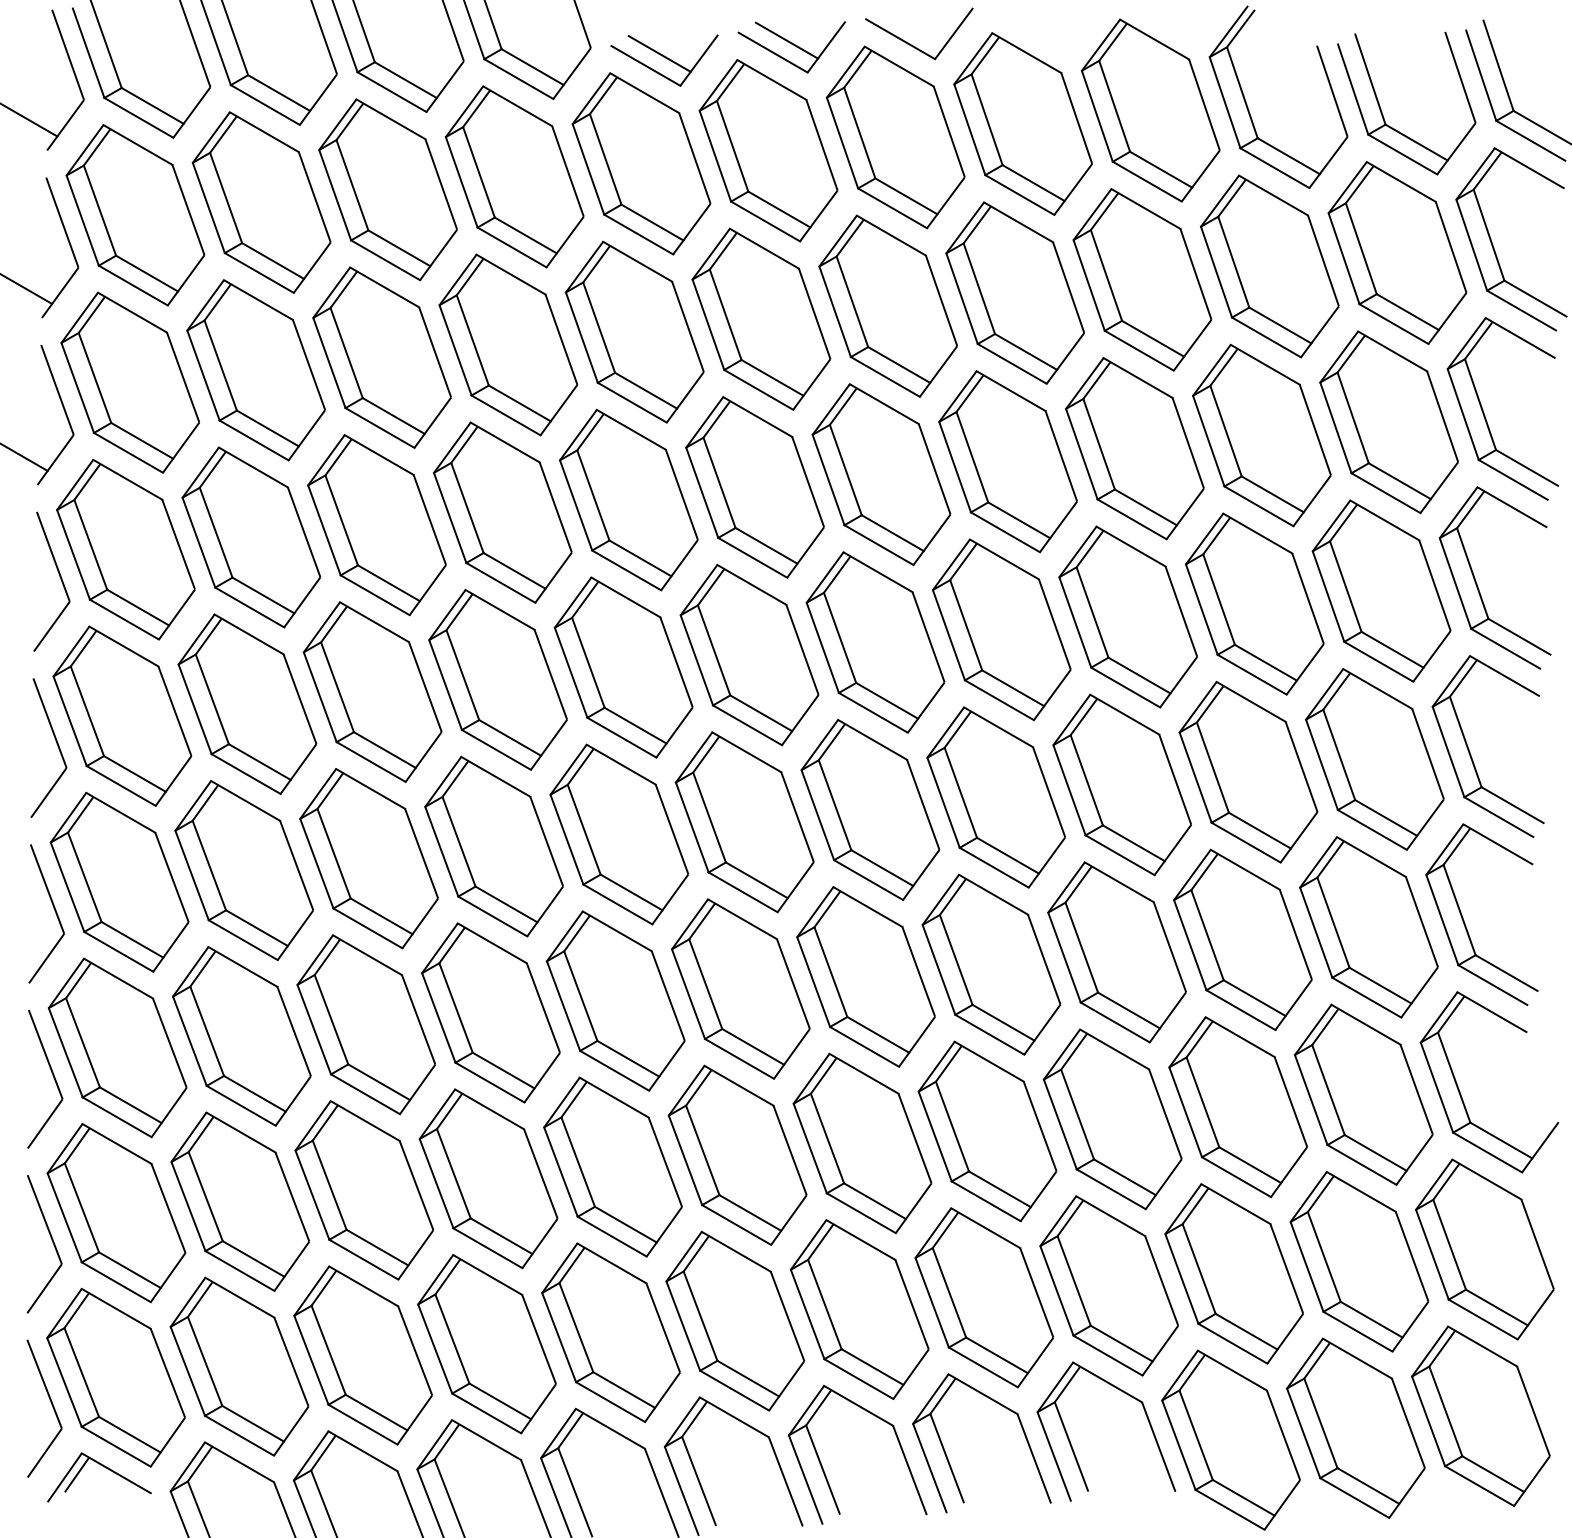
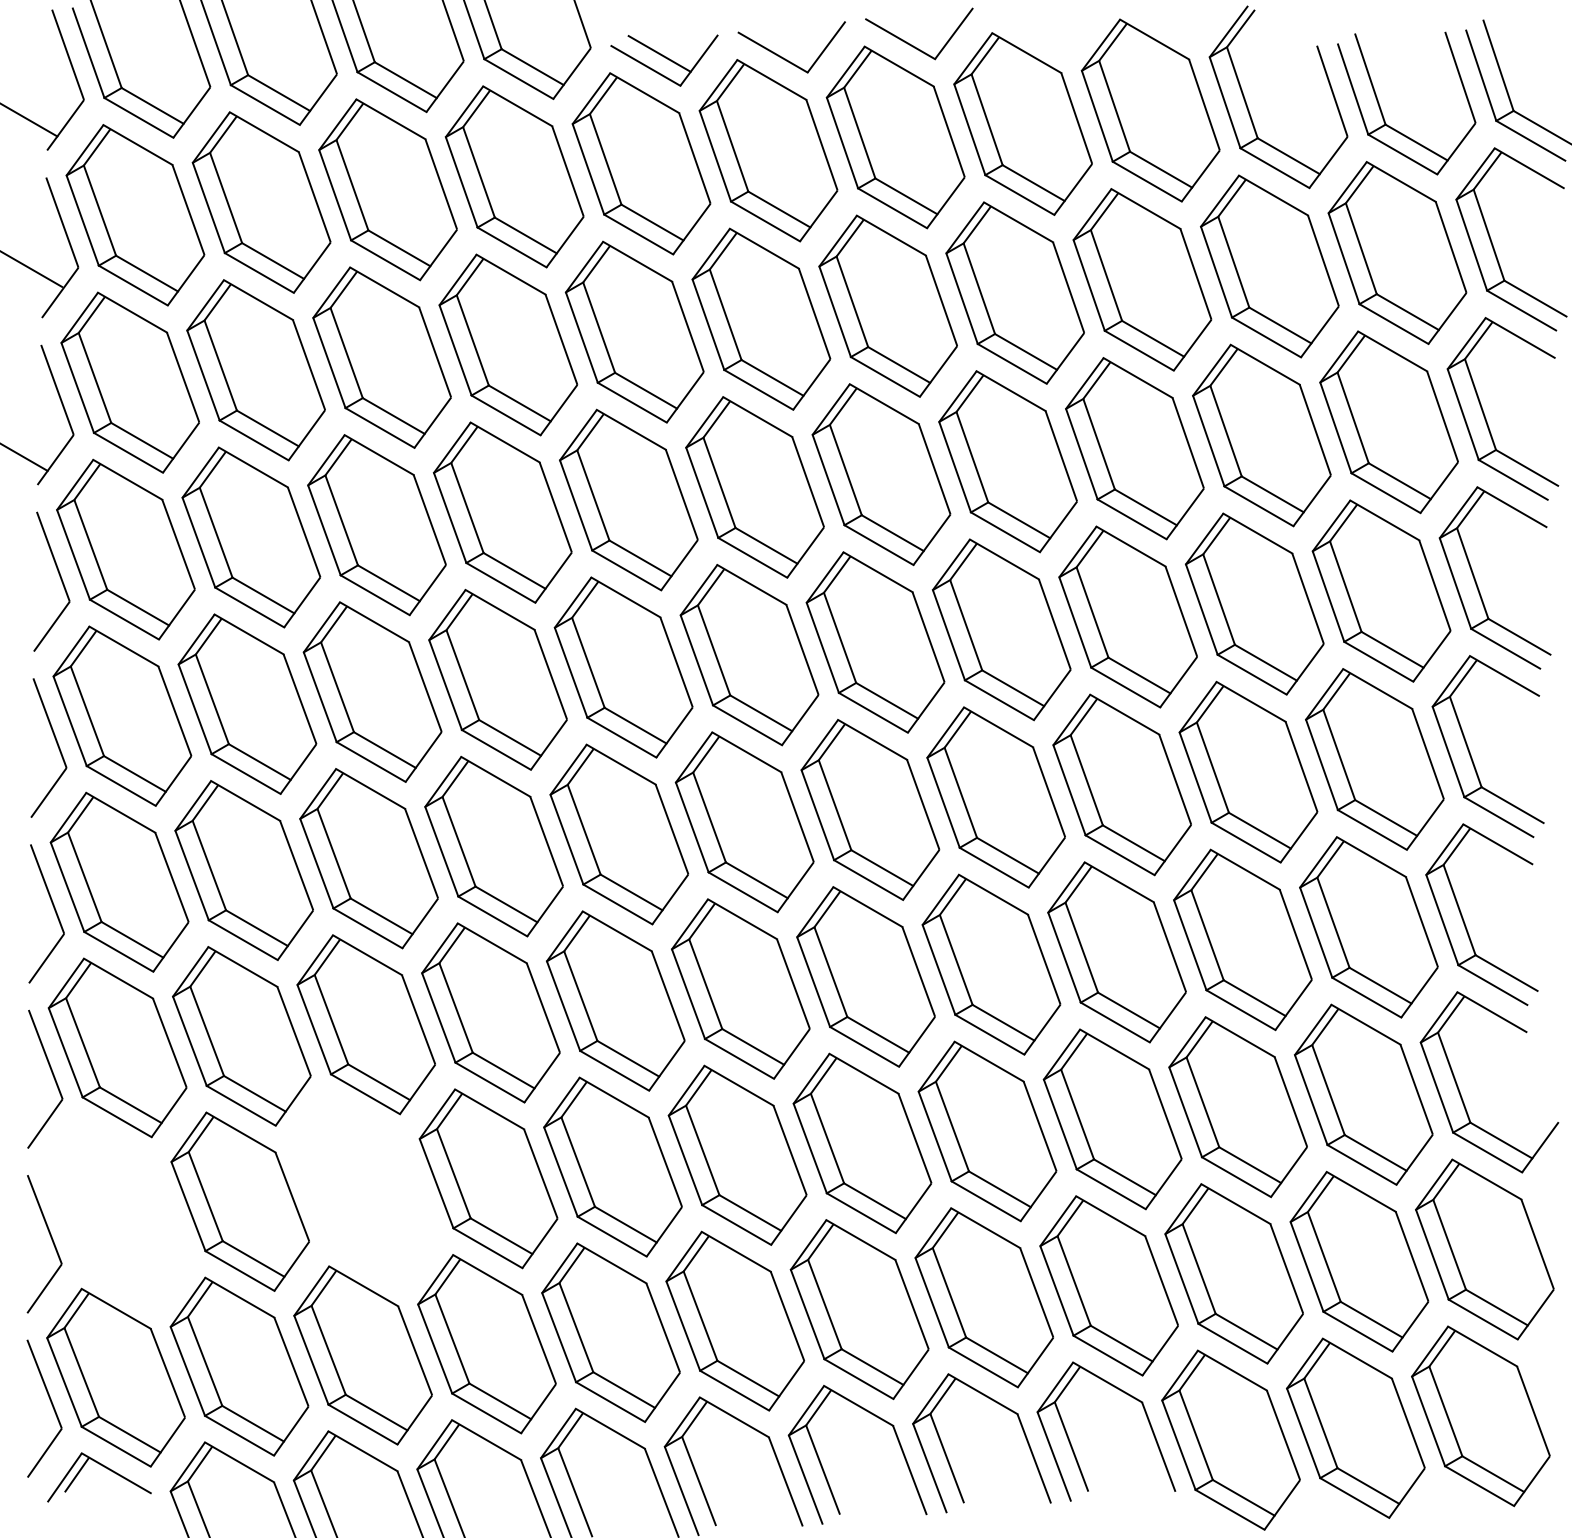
line: present -> none (786, 40)
line position: (27, 289) -> (32, 269) (32, 269)
part: present -> none (364, 1190)
part: present -> none (116, 1213)
